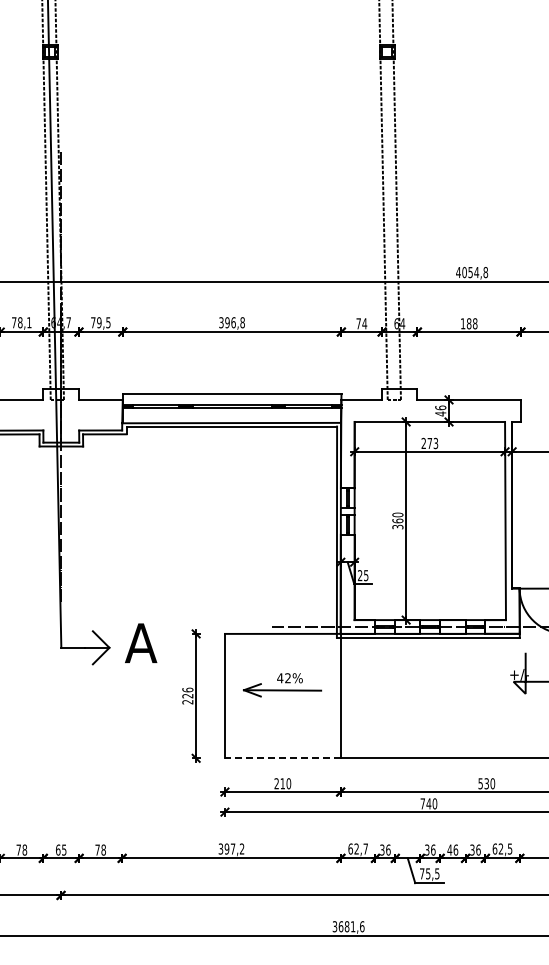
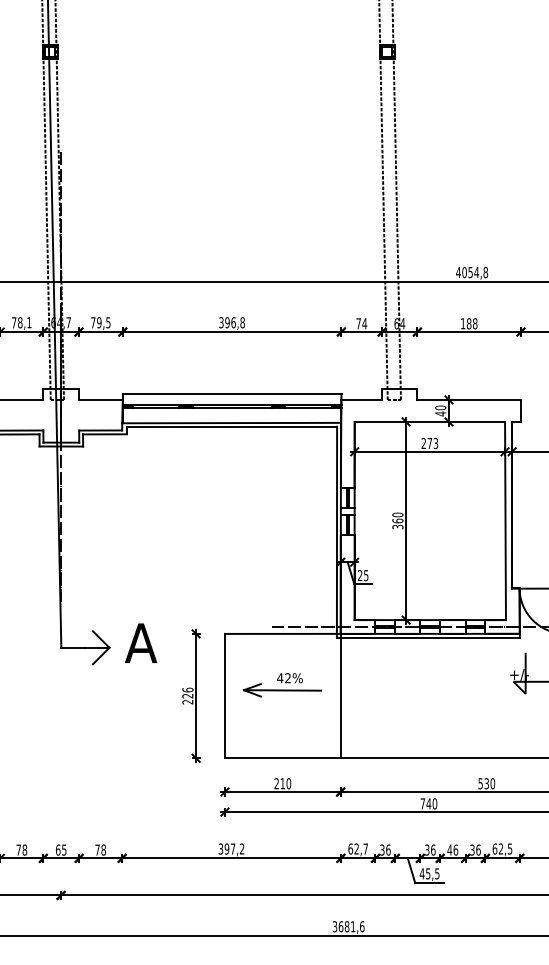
text: 46 -> 40 (440, 407)
line: dashed -> solid (282, 758)
text: 75,5 -> 45,5 (421, 873)
